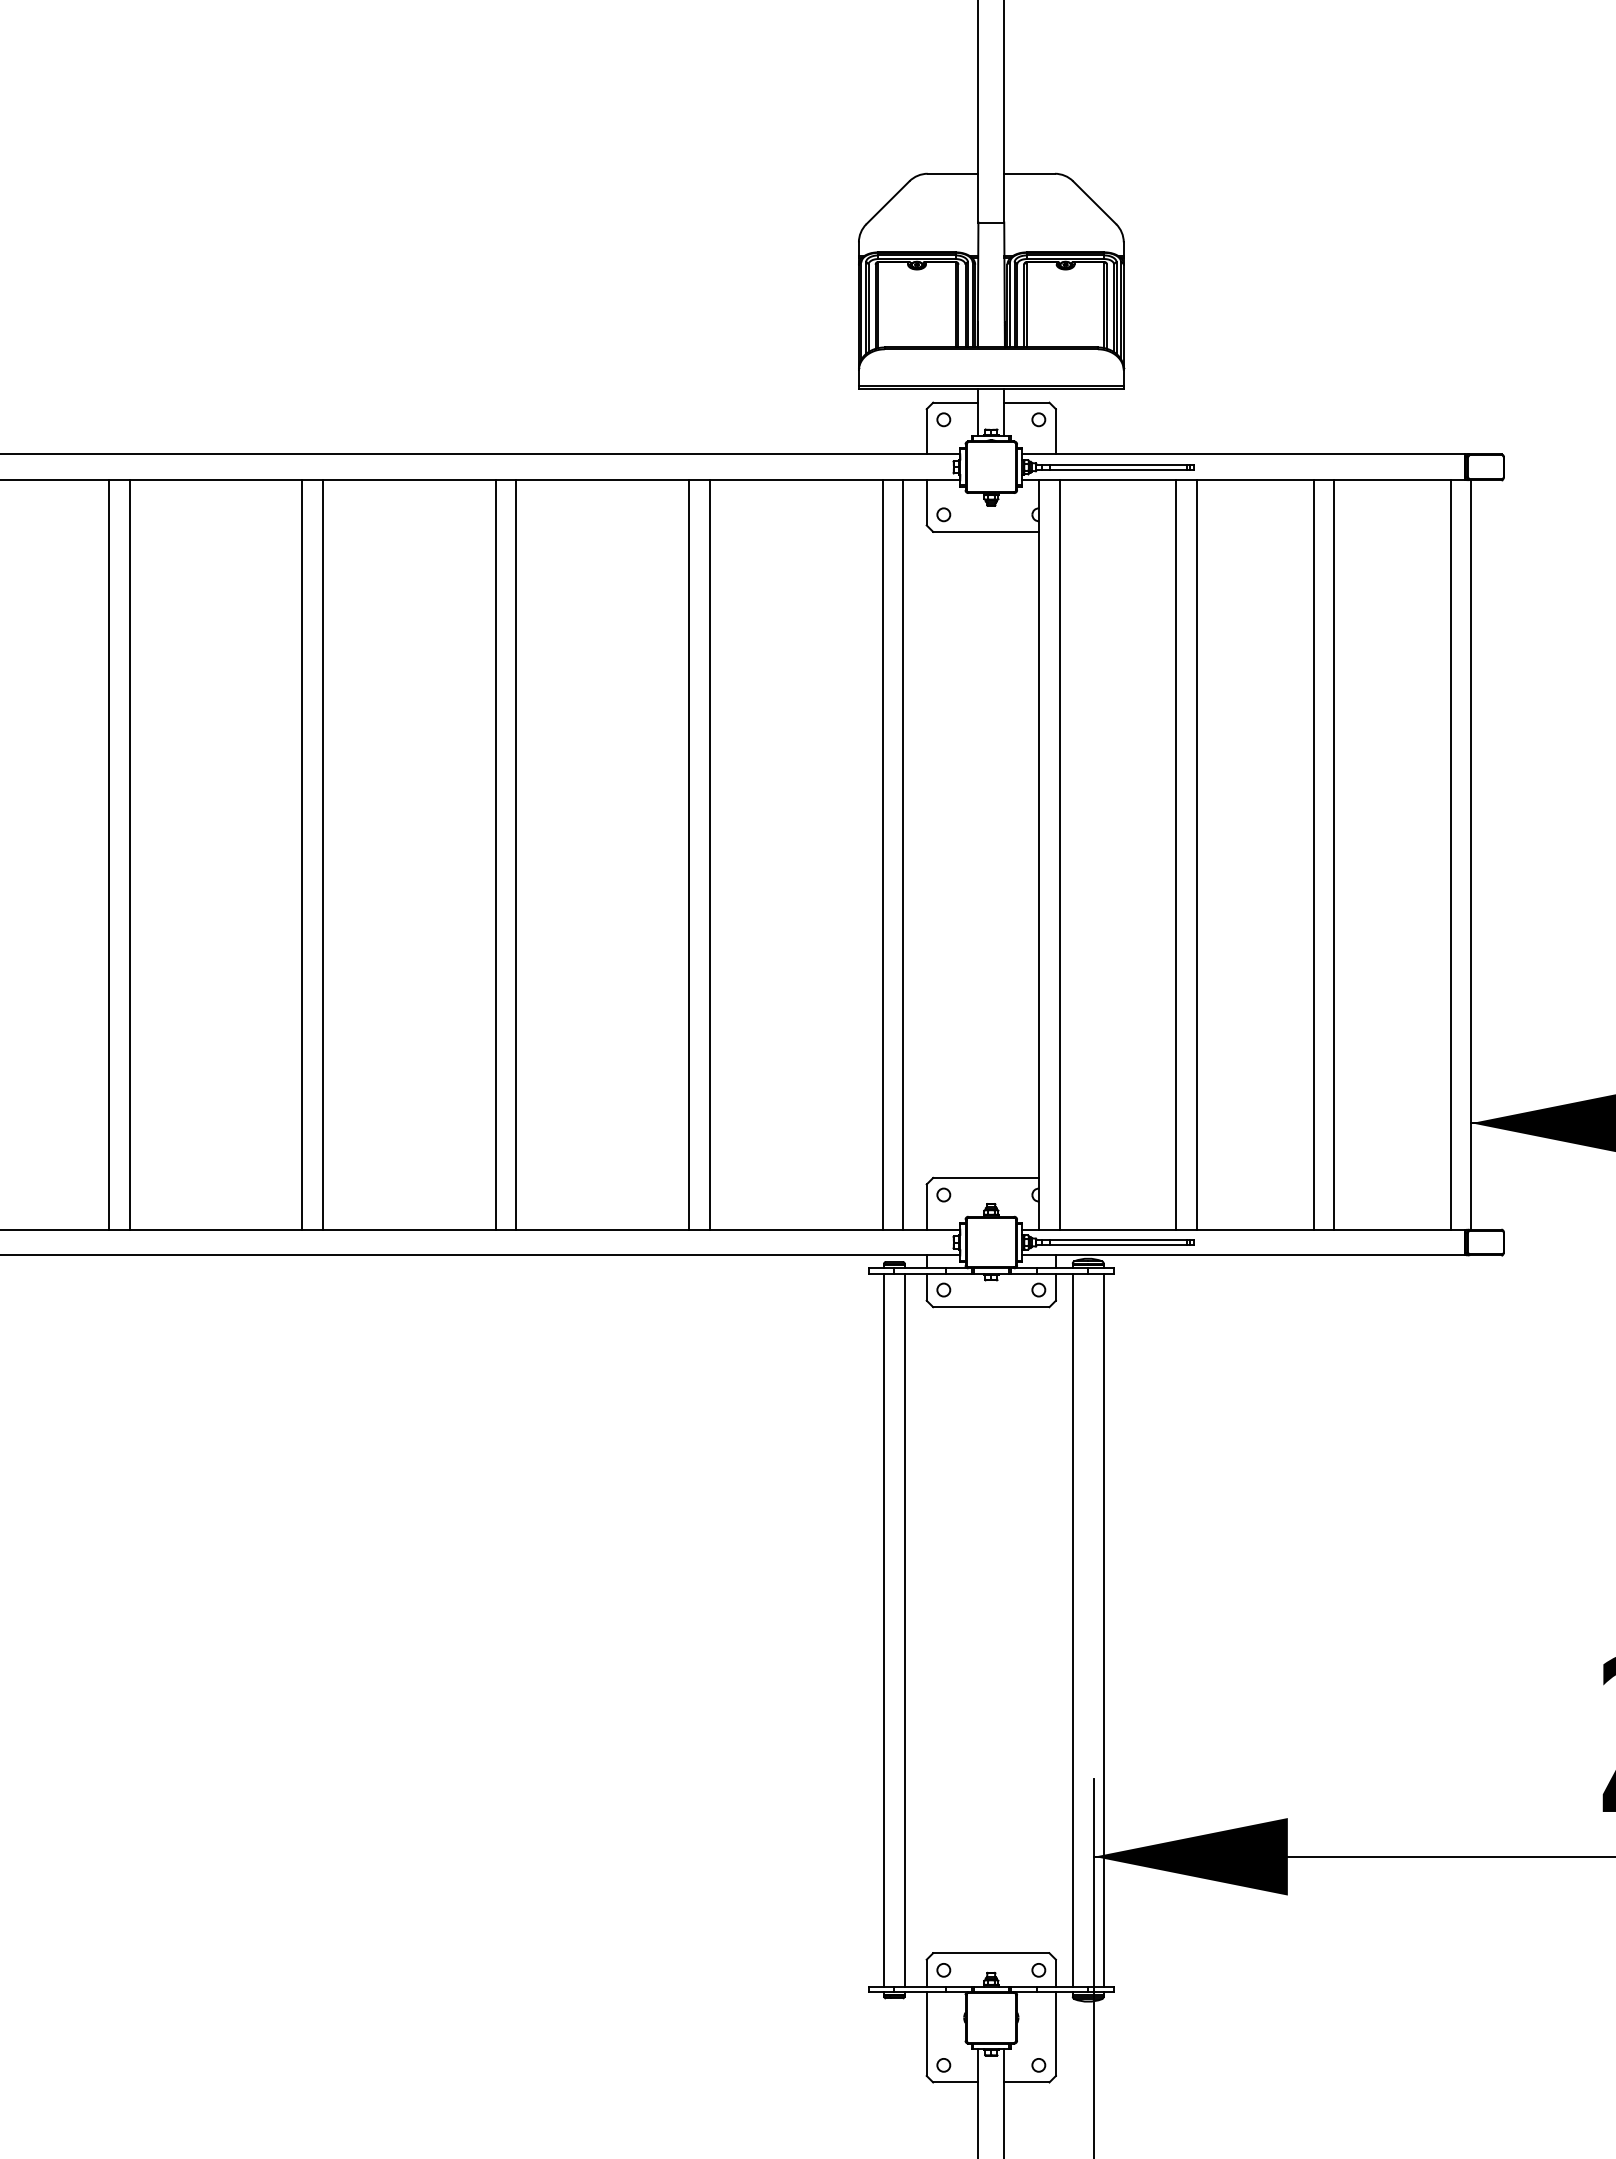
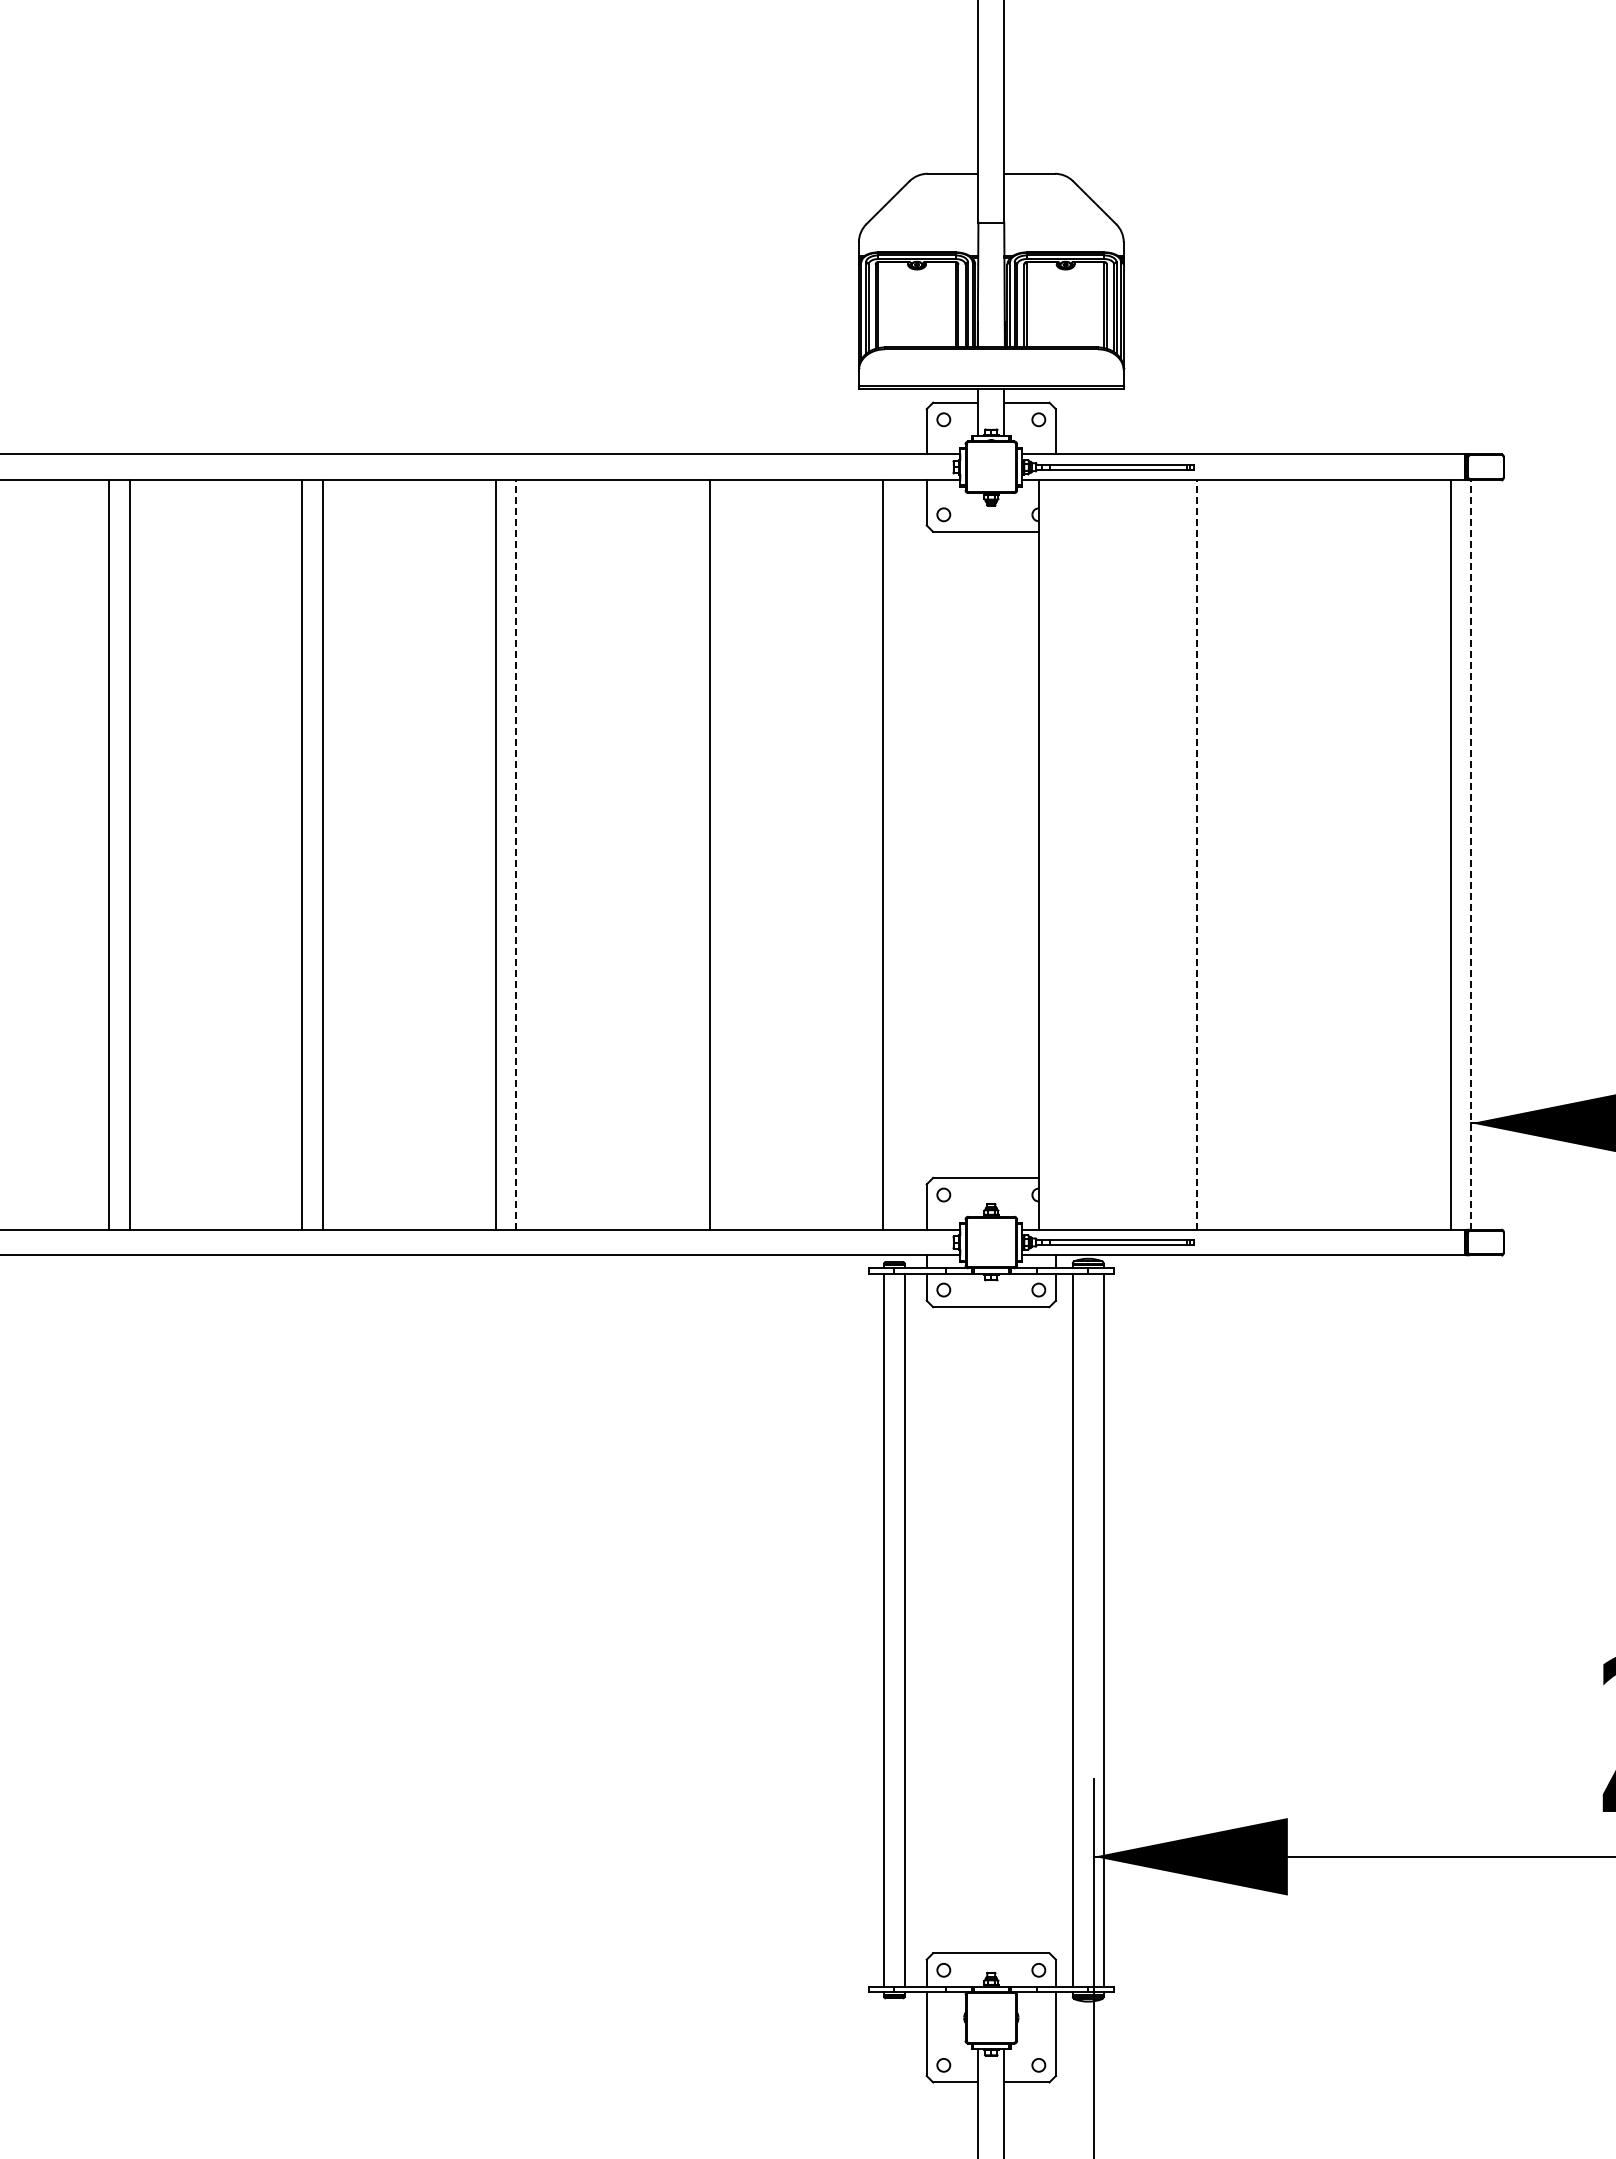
line: solid -> dashed (516, 854)
line: present -> none (689, 854)
line: present -> none (903, 854)
line: present -> none (1060, 854)
line: present -> none (1176, 854)
line: solid -> dashed (1197, 854)
line: present -> none (1313, 854)
line: present -> none (1334, 854)
line: solid -> dashed (1471, 854)
